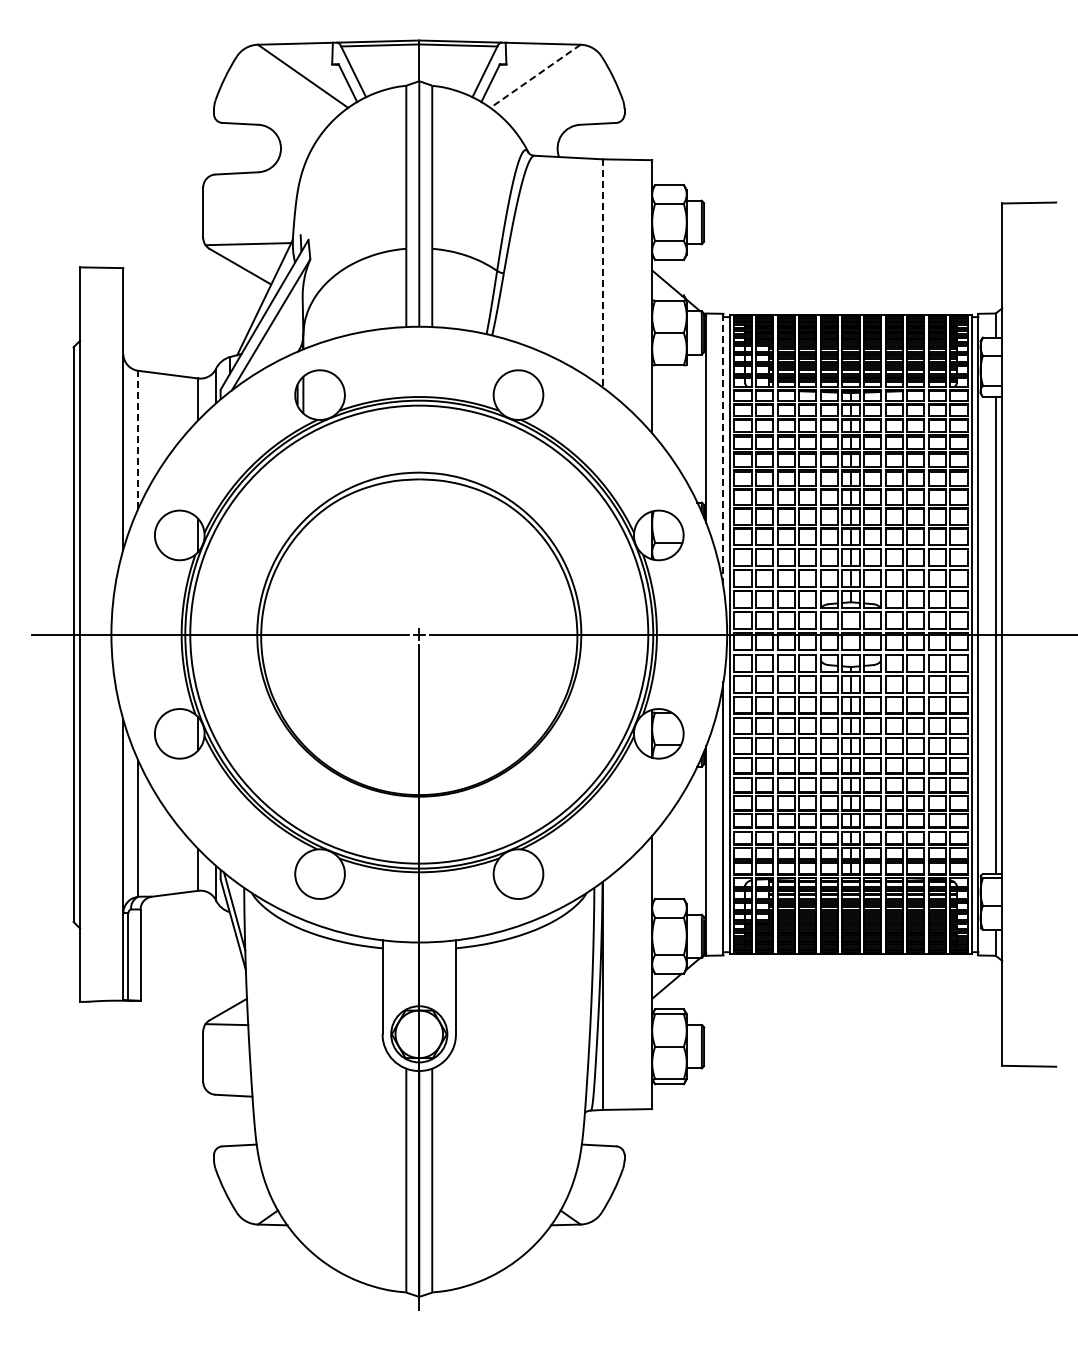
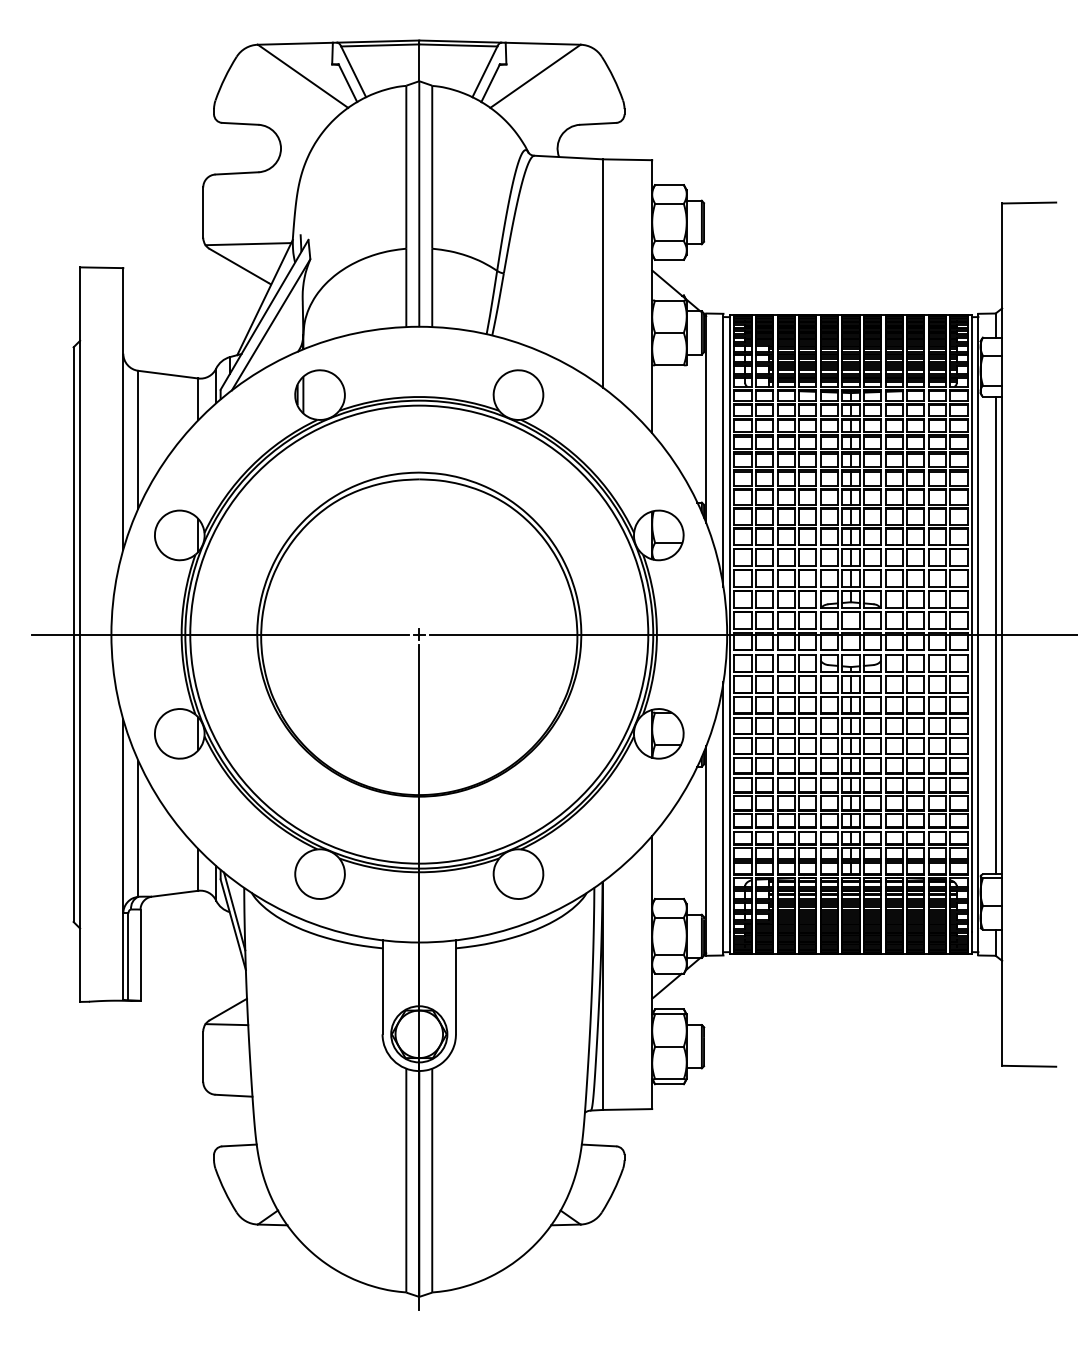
line: dashed -> solid (535, 76)
line: dashed -> solid (602, 273)
line: dashed -> solid (138, 439)
line: dashed -> solid (723, 450)
